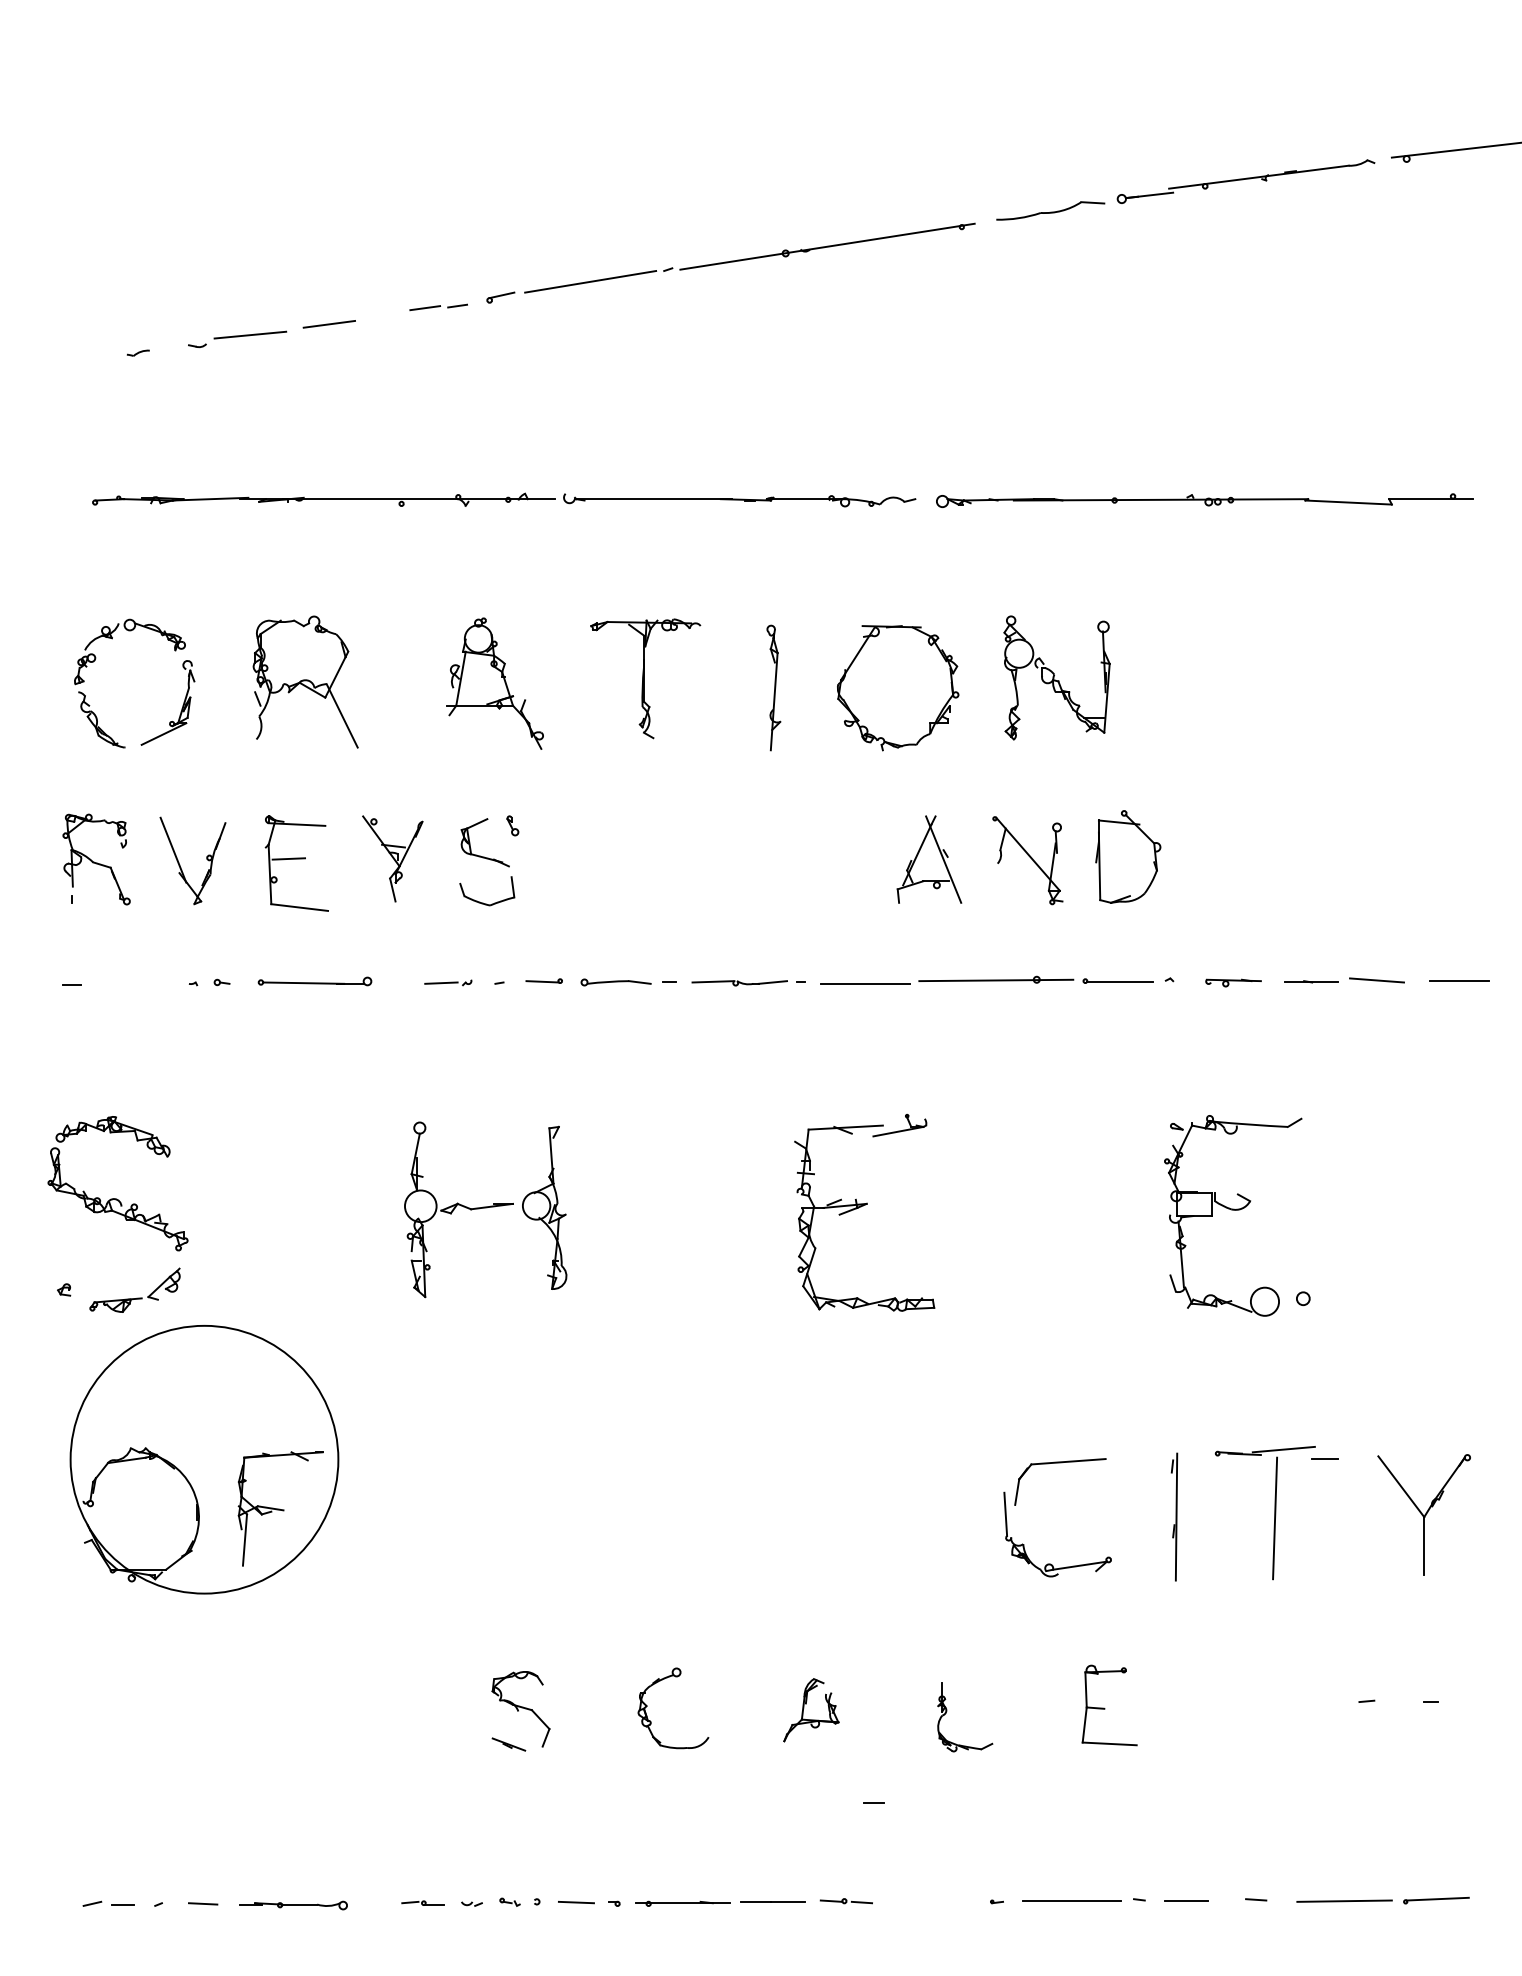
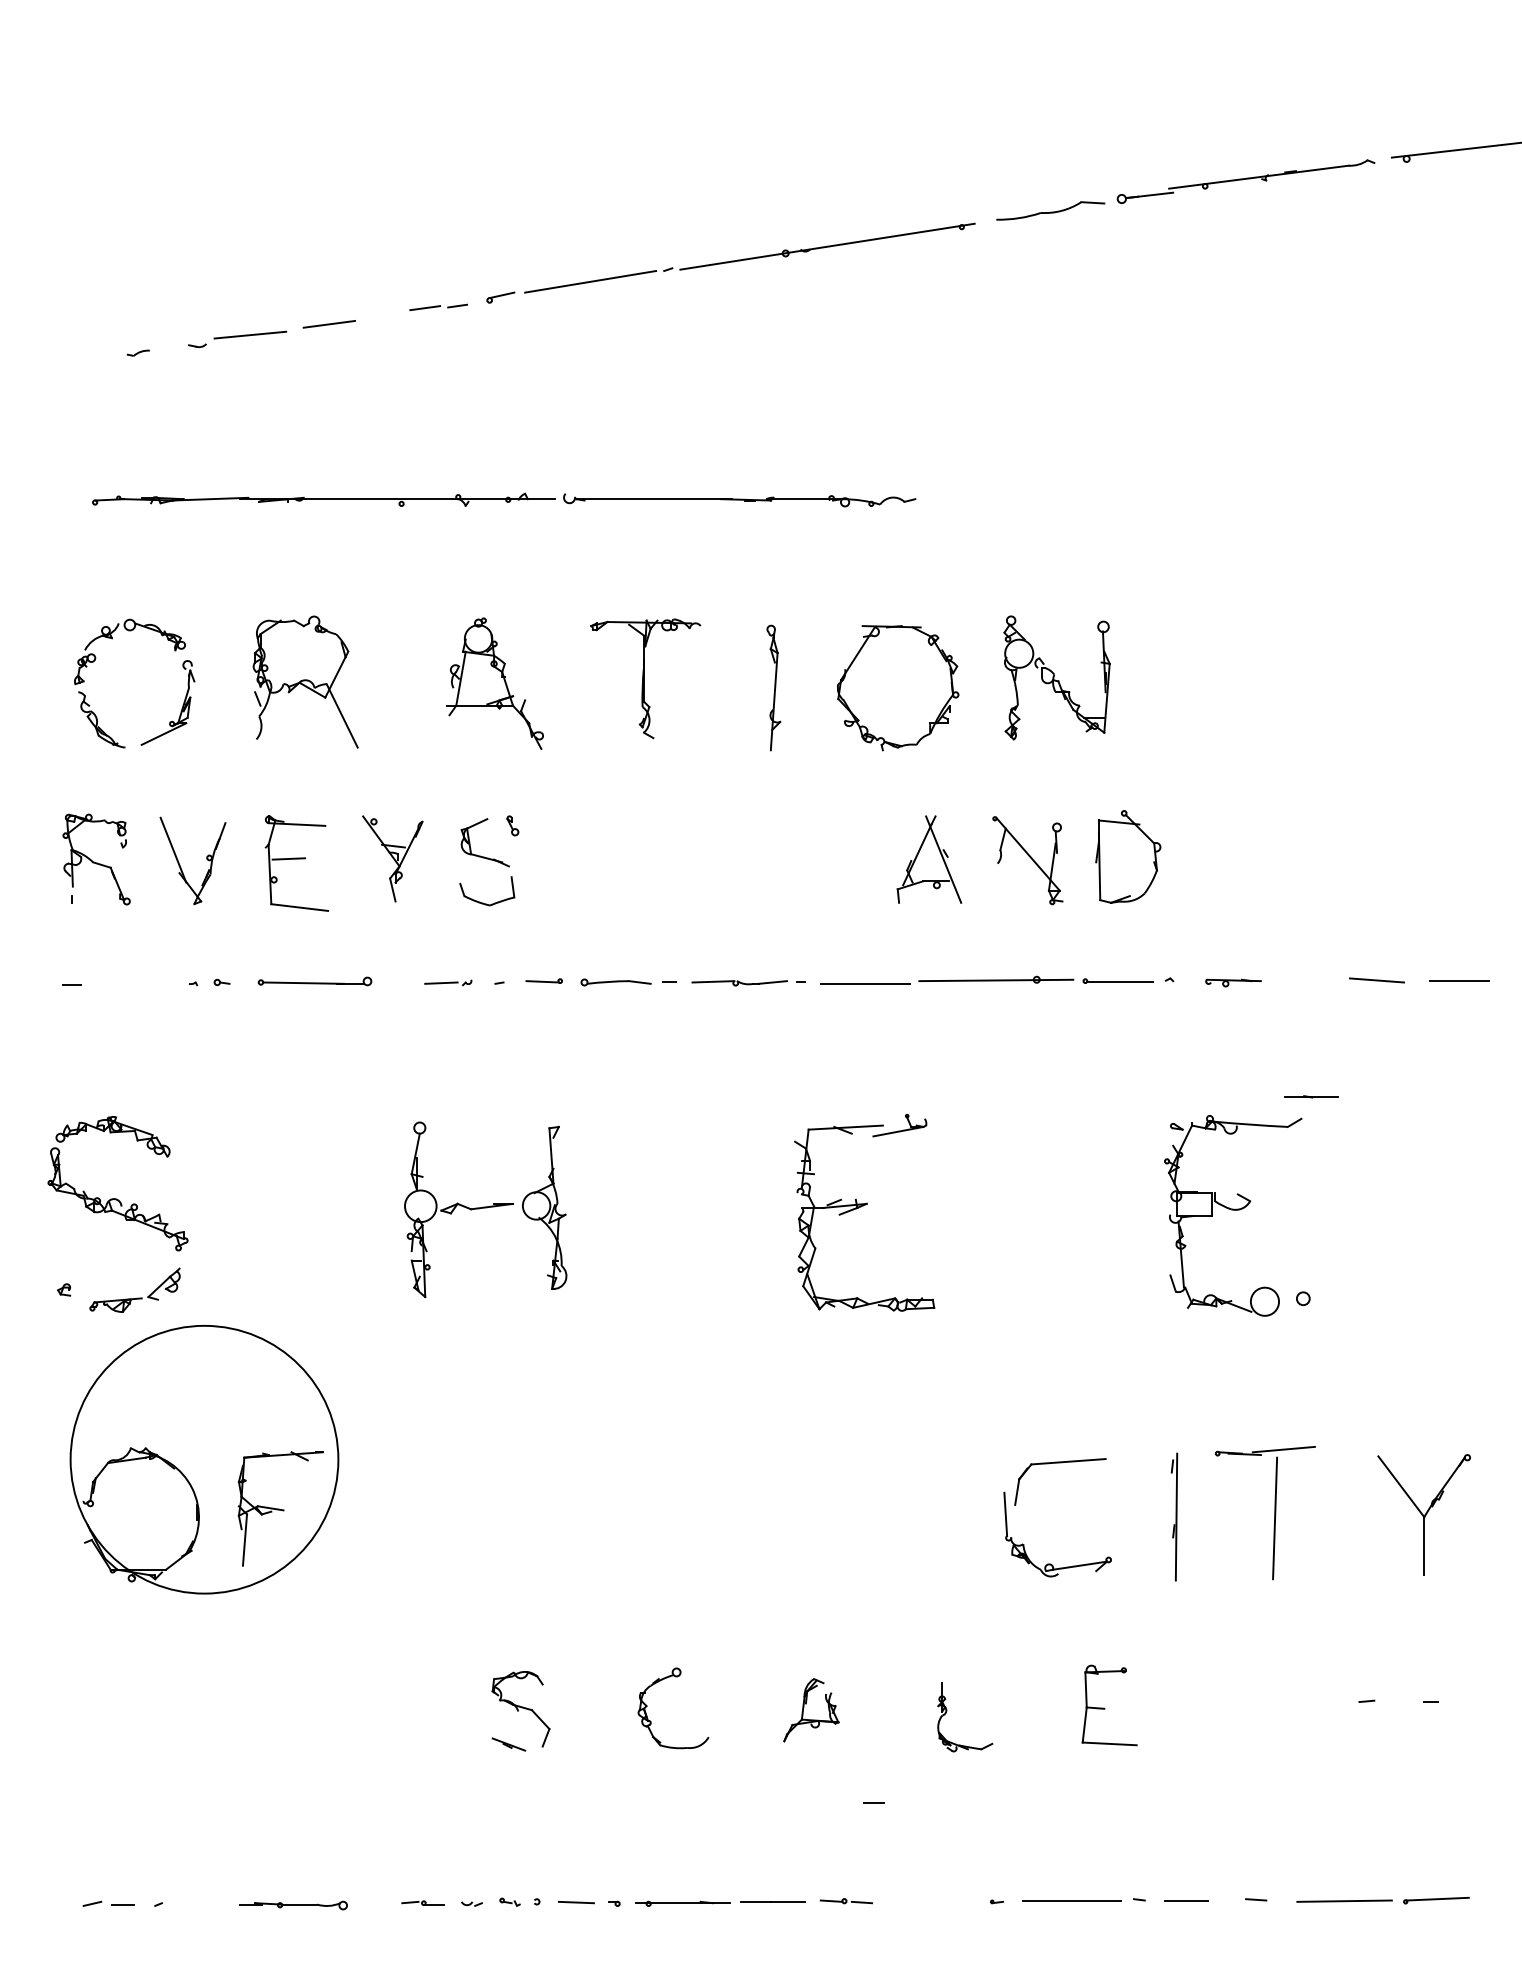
part: present -> none (1204, 500)
part position: (1311, 981) -> (1311, 1096) (1311, 1096)
line: present -> none (1324, 1459)
line: present -> none (202, 1903)
